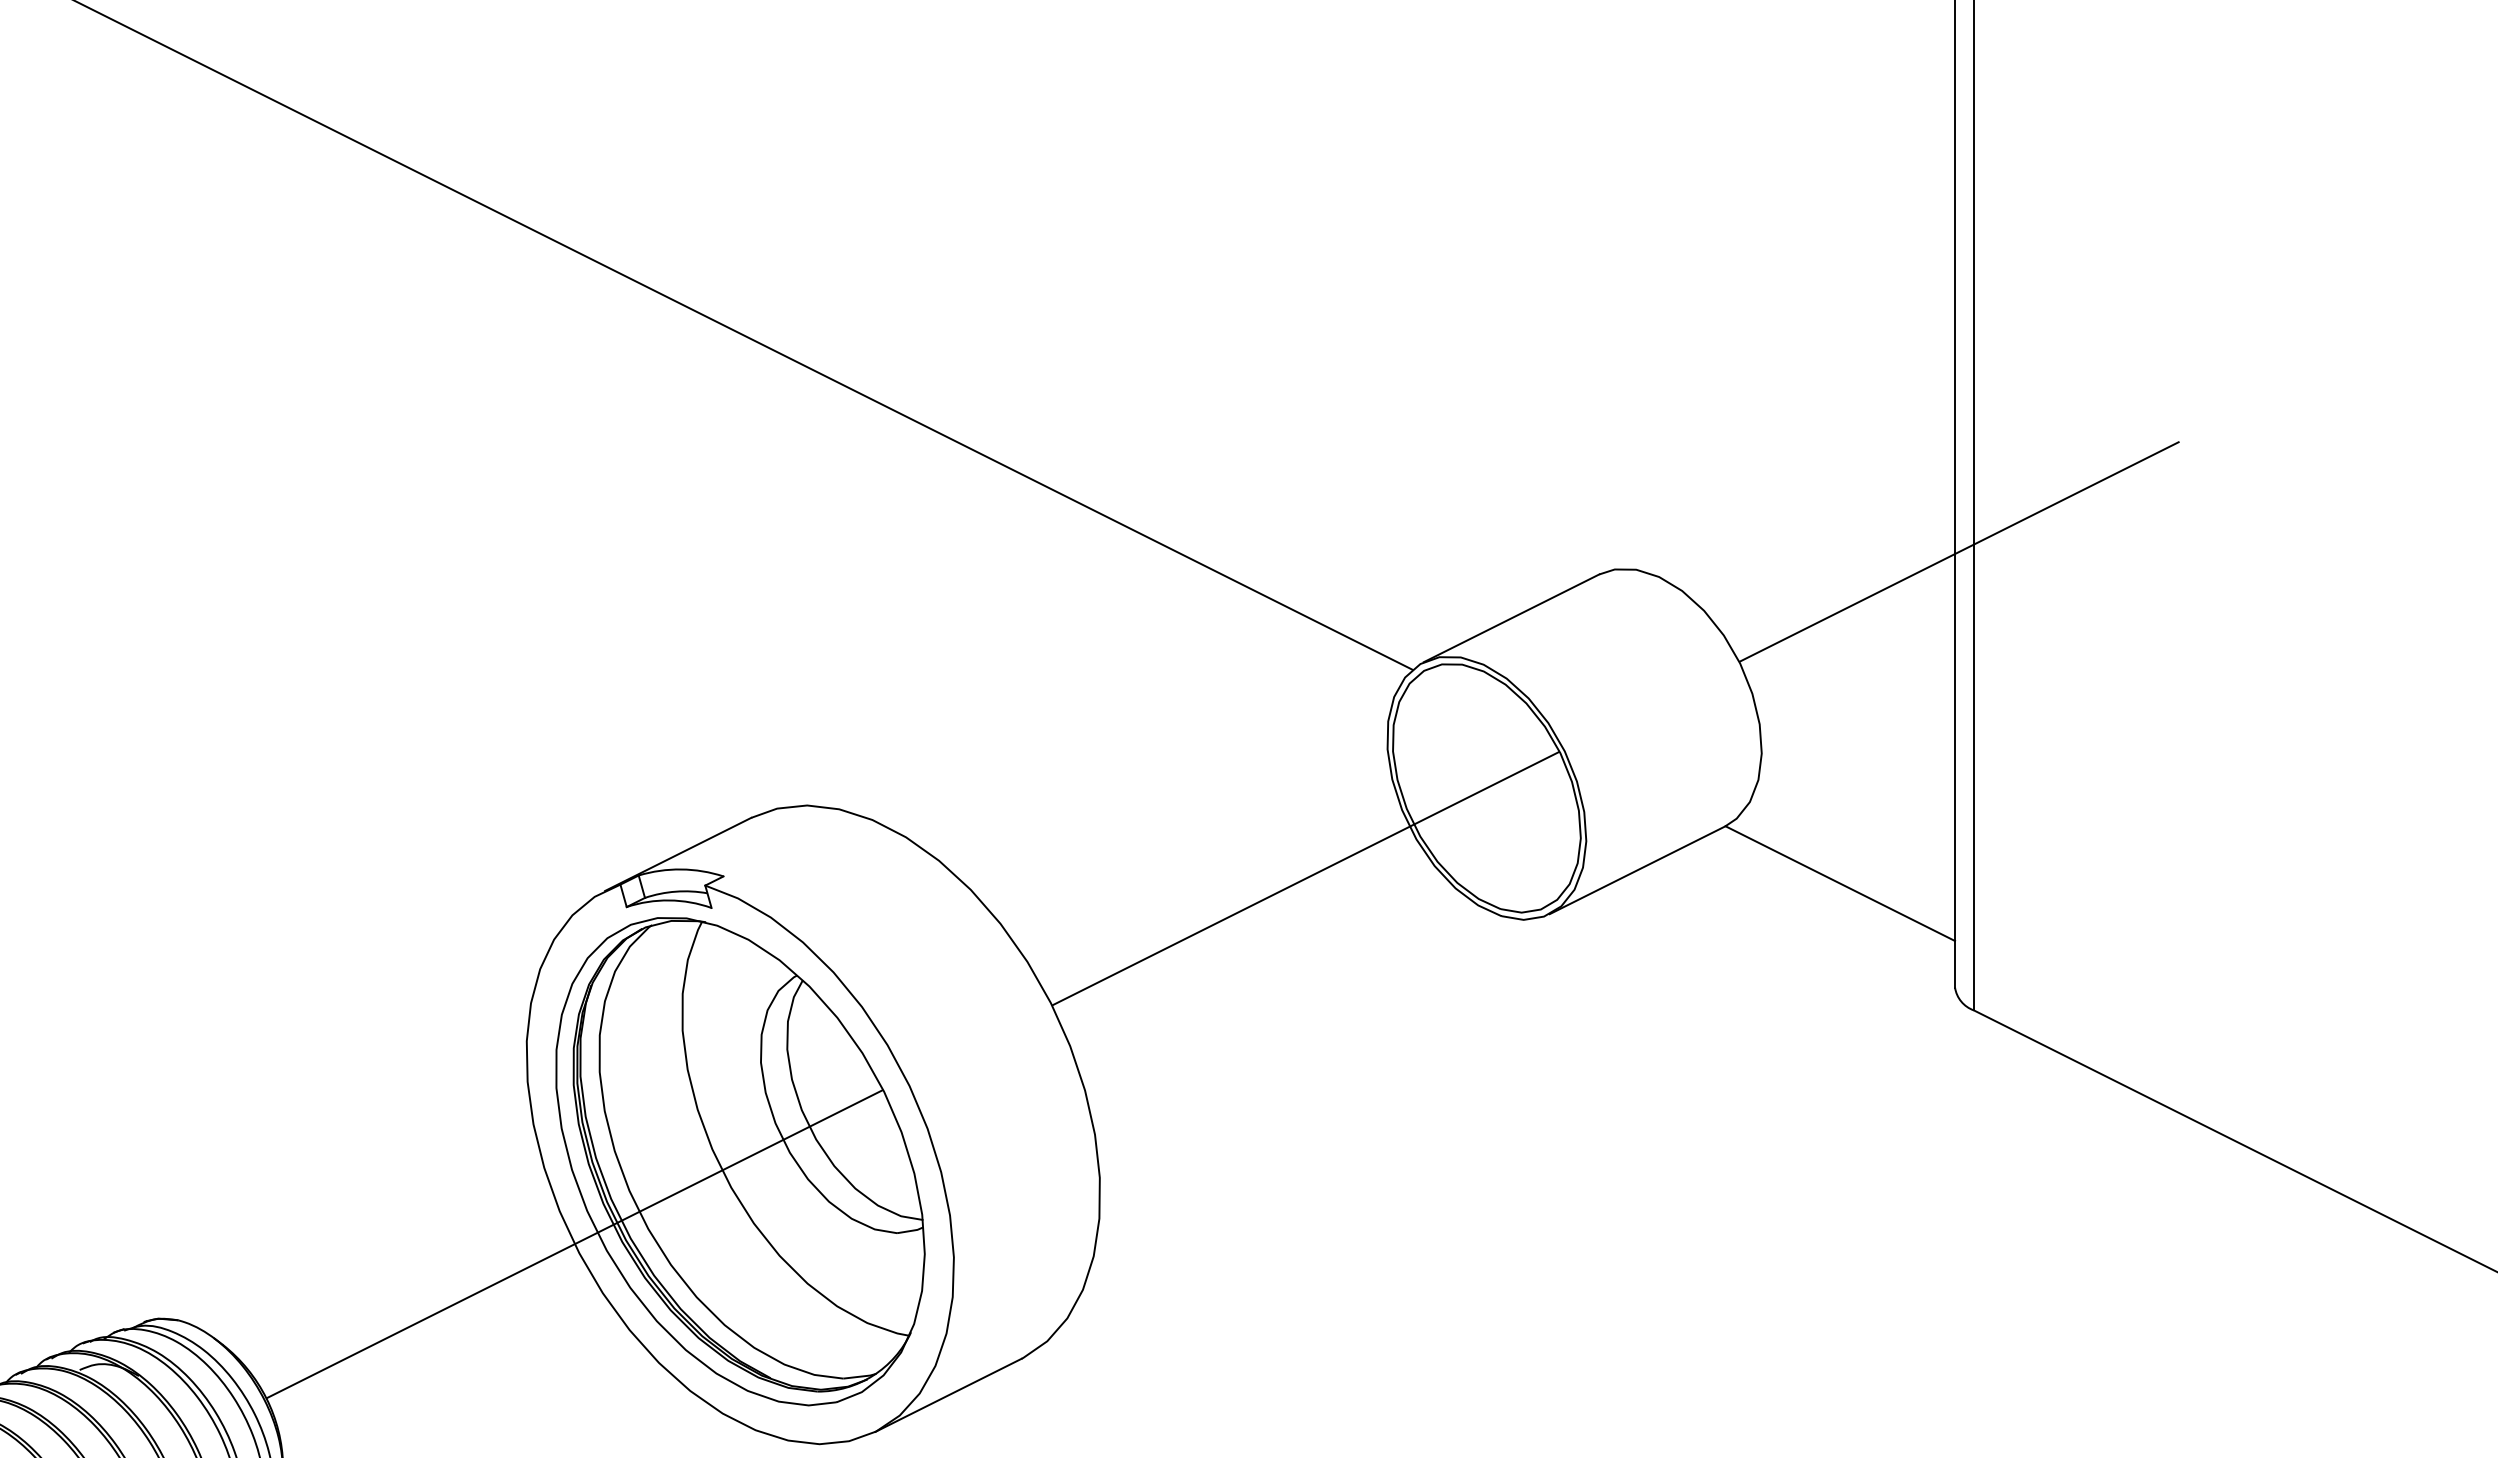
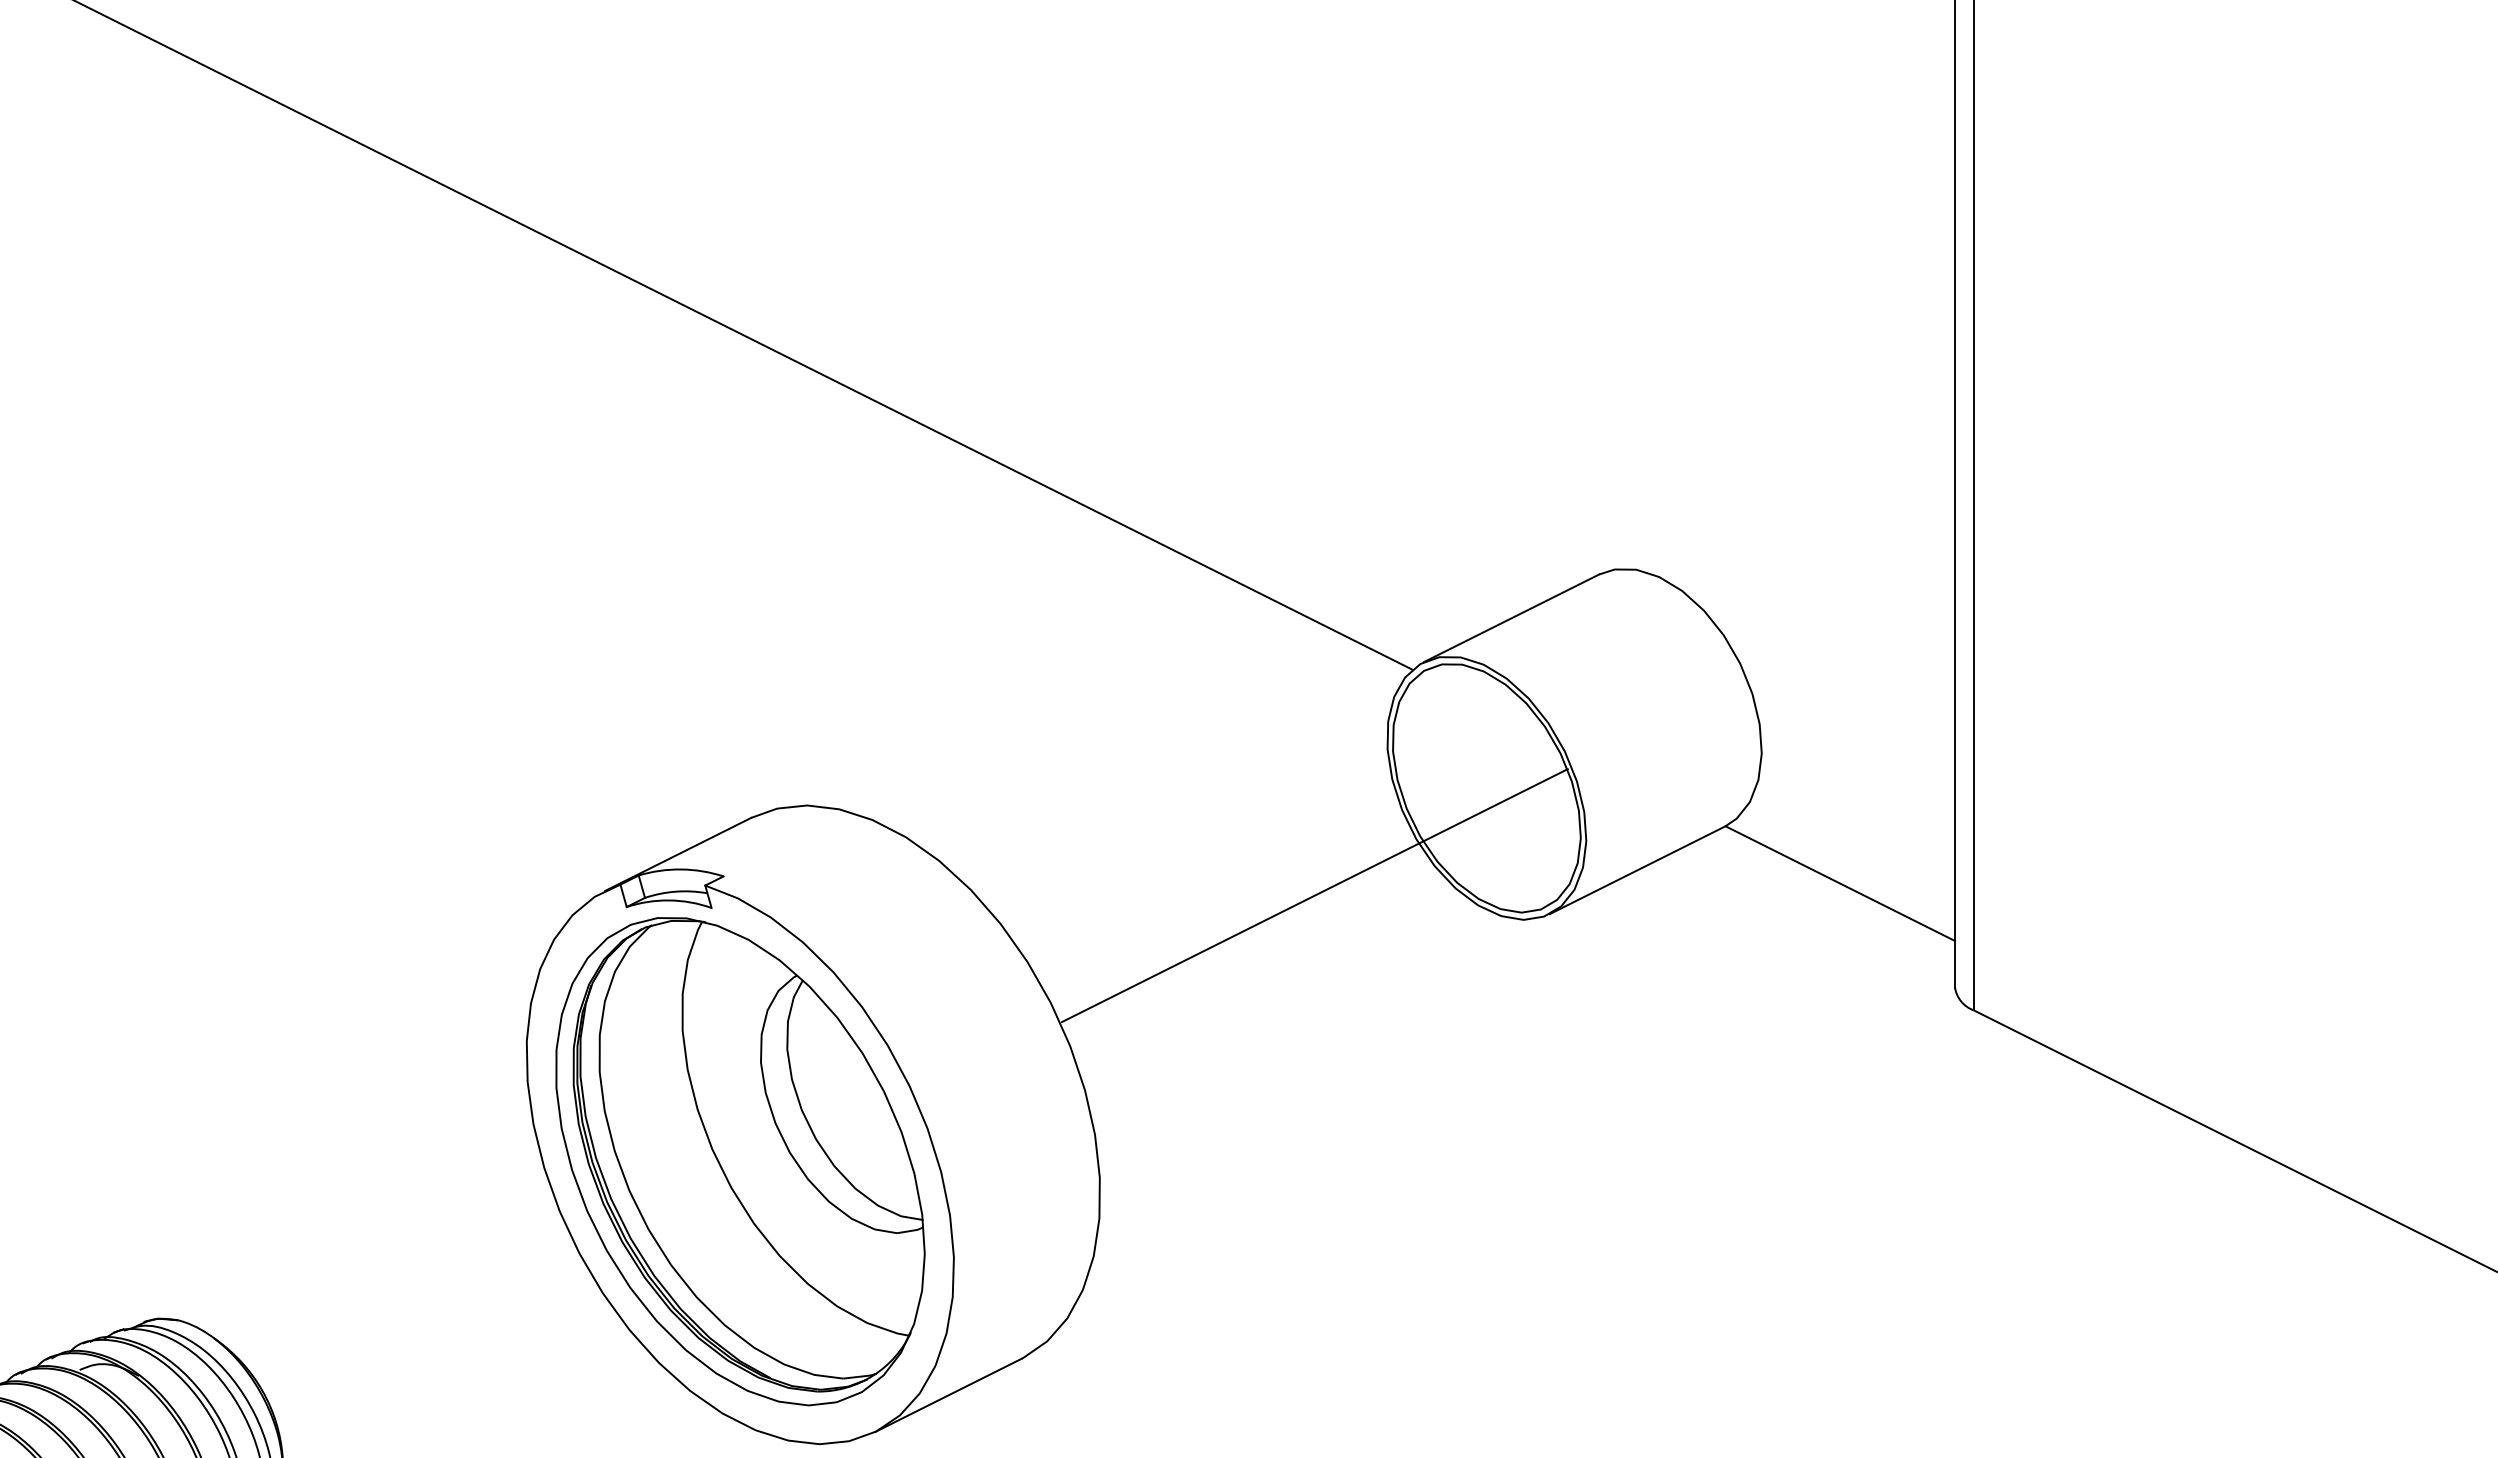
line: present -> none (1959, 551)
line position: (1305, 878) -> (1314, 895) (1314, 895)
line: present -> none (574, 1243)
